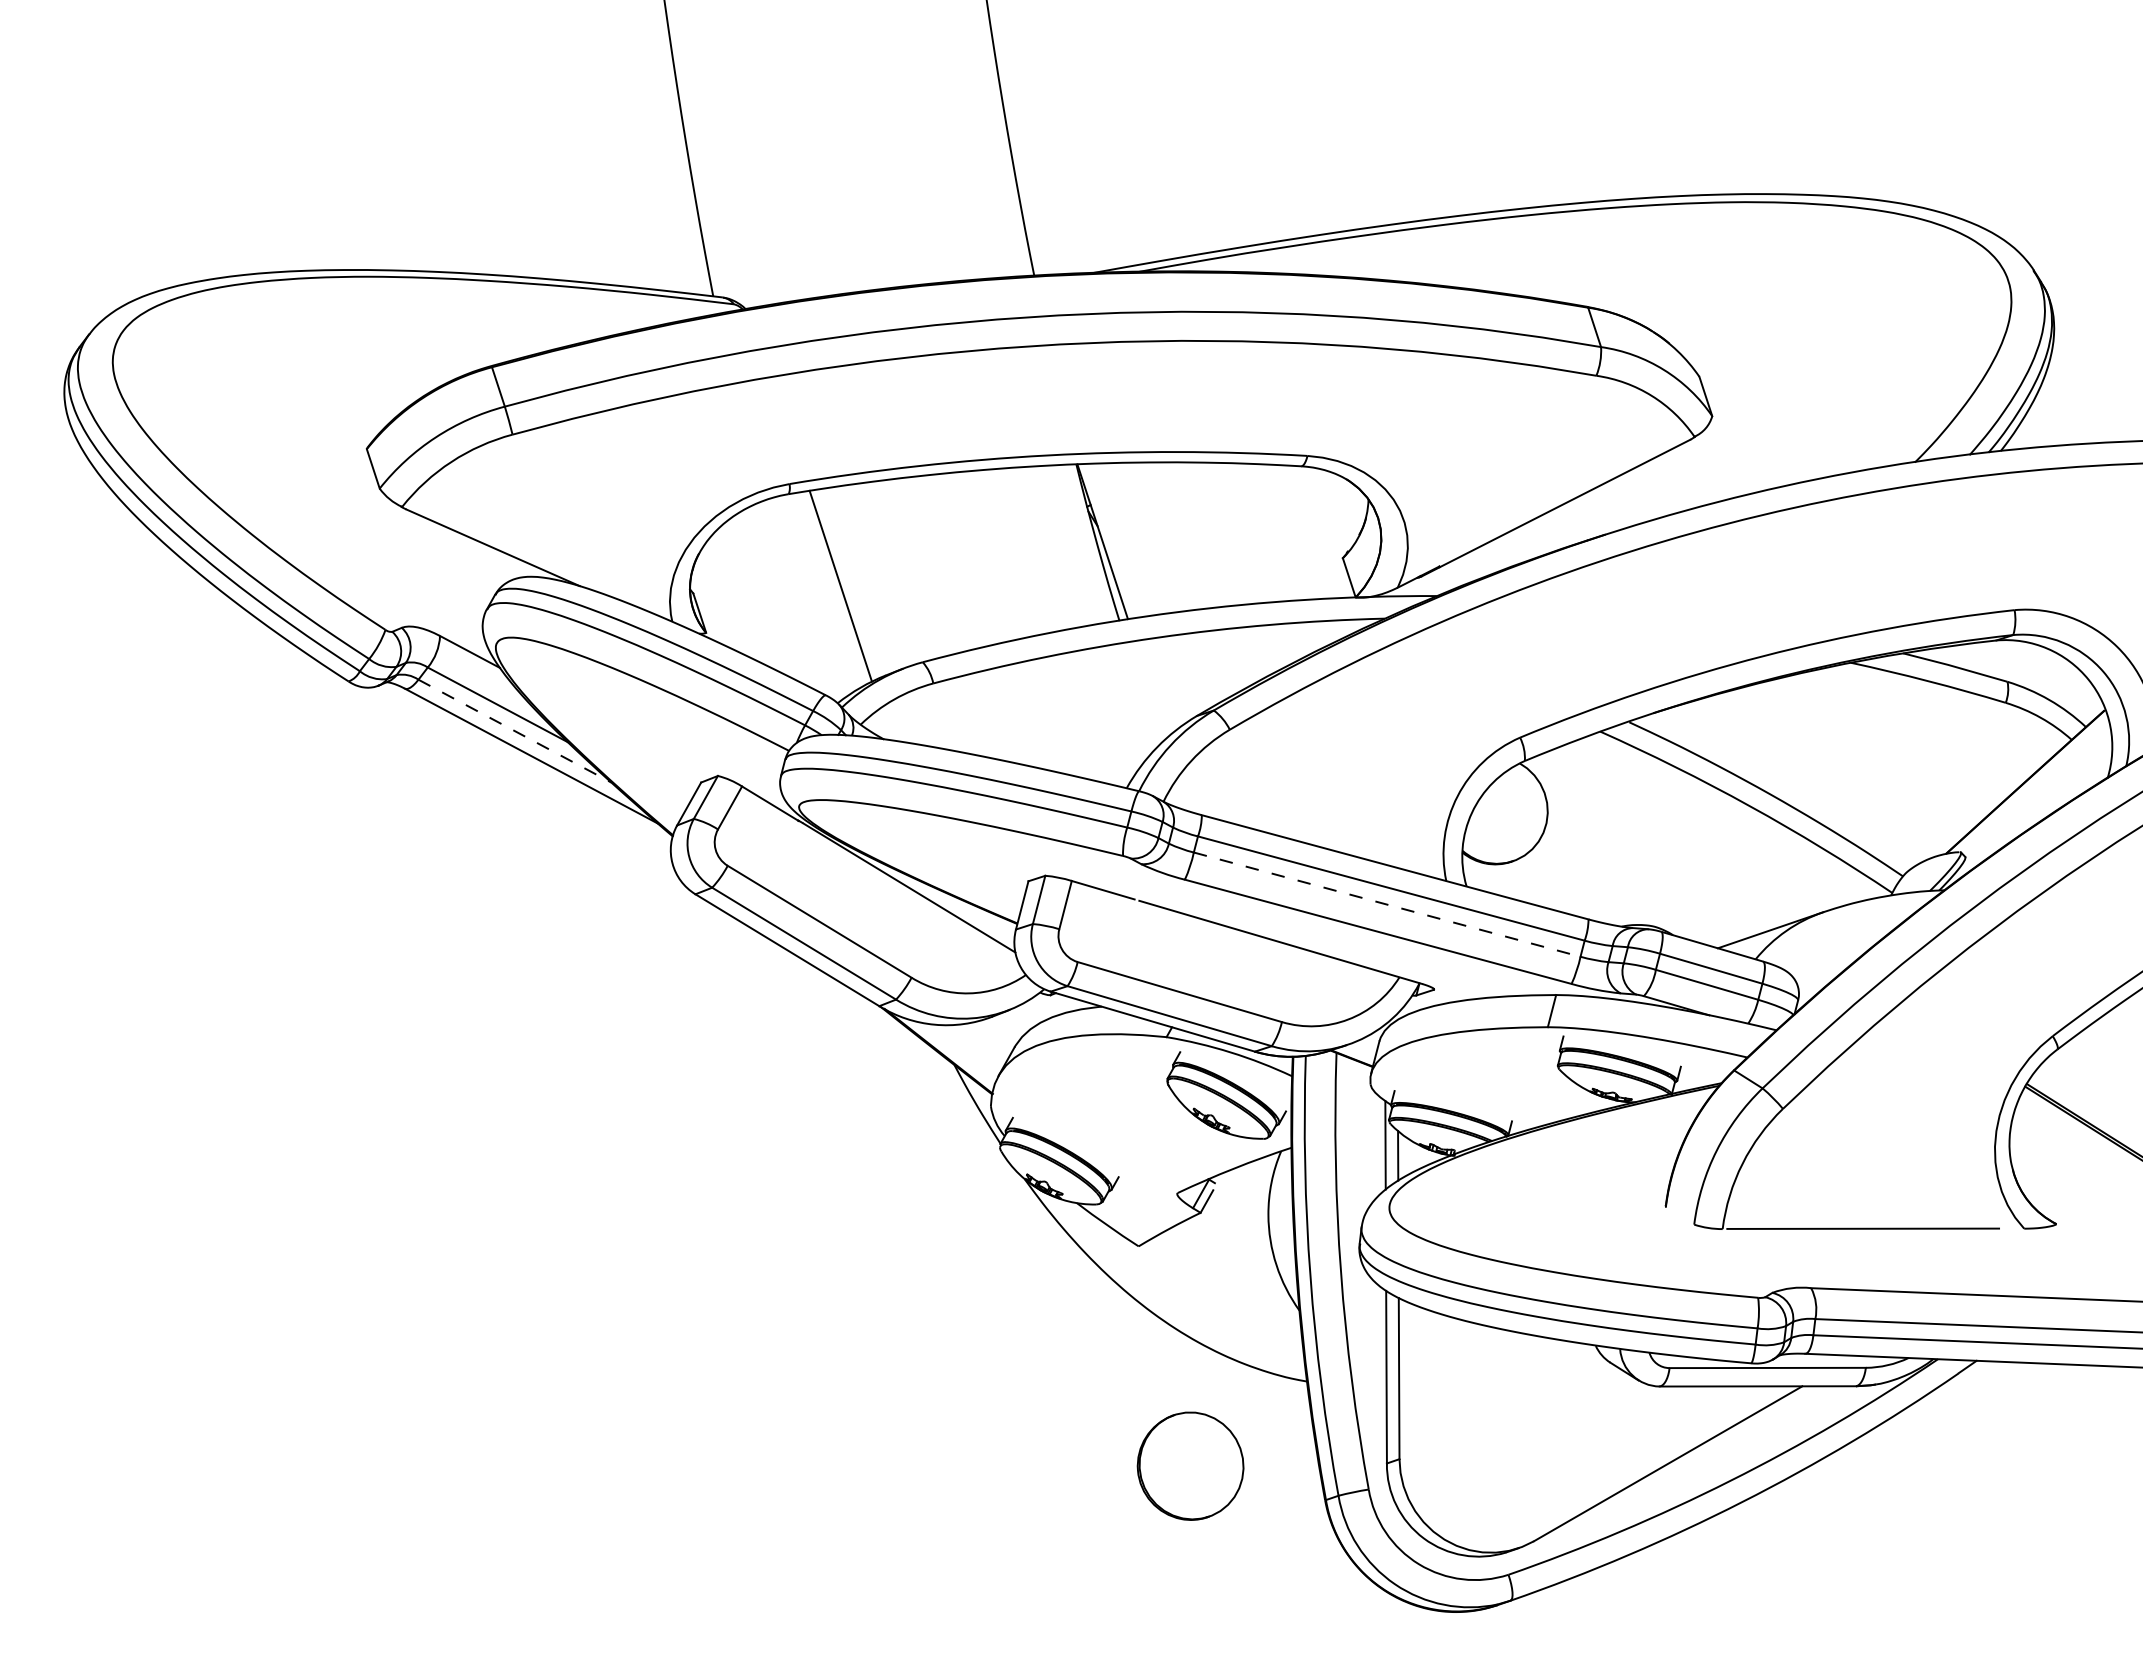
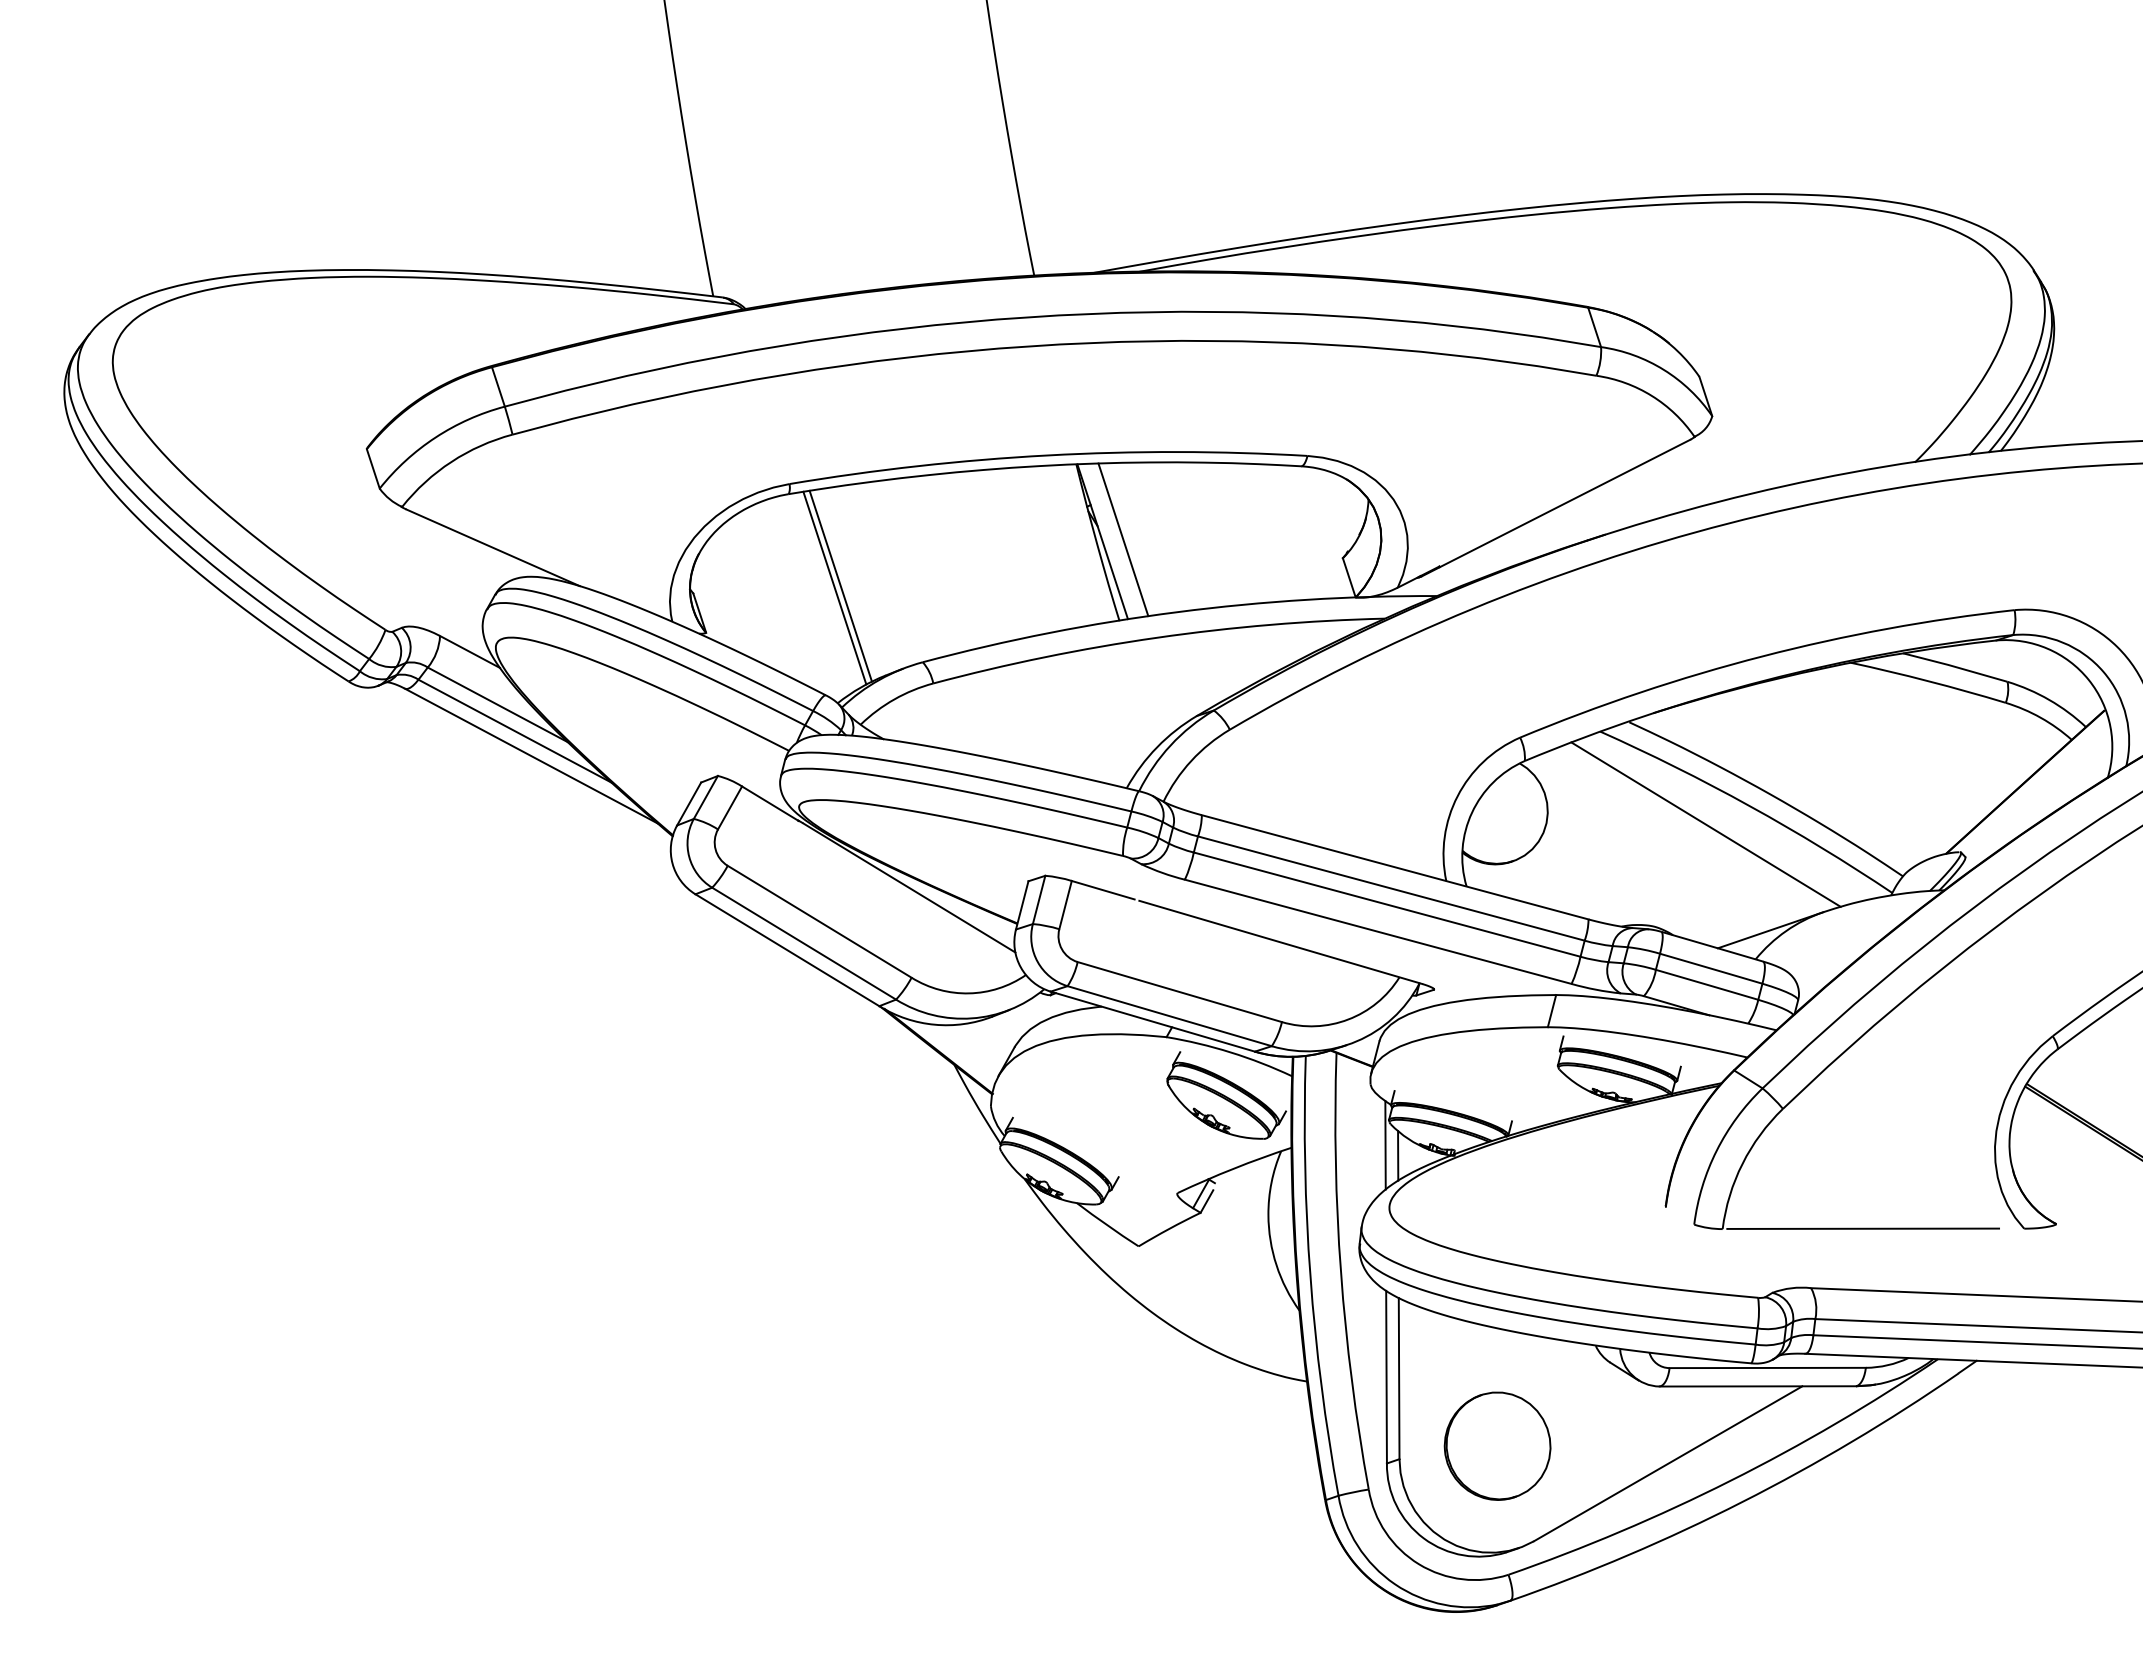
line: none -> present (1123, 539)
line: none -> present (834, 587)
line: dashed -> solid (515, 731)
line: none -> present (1705, 824)
line: dashed -> solid (1387, 904)
part position: (1190, 1465) -> (1497, 1445) (1497, 1445)
